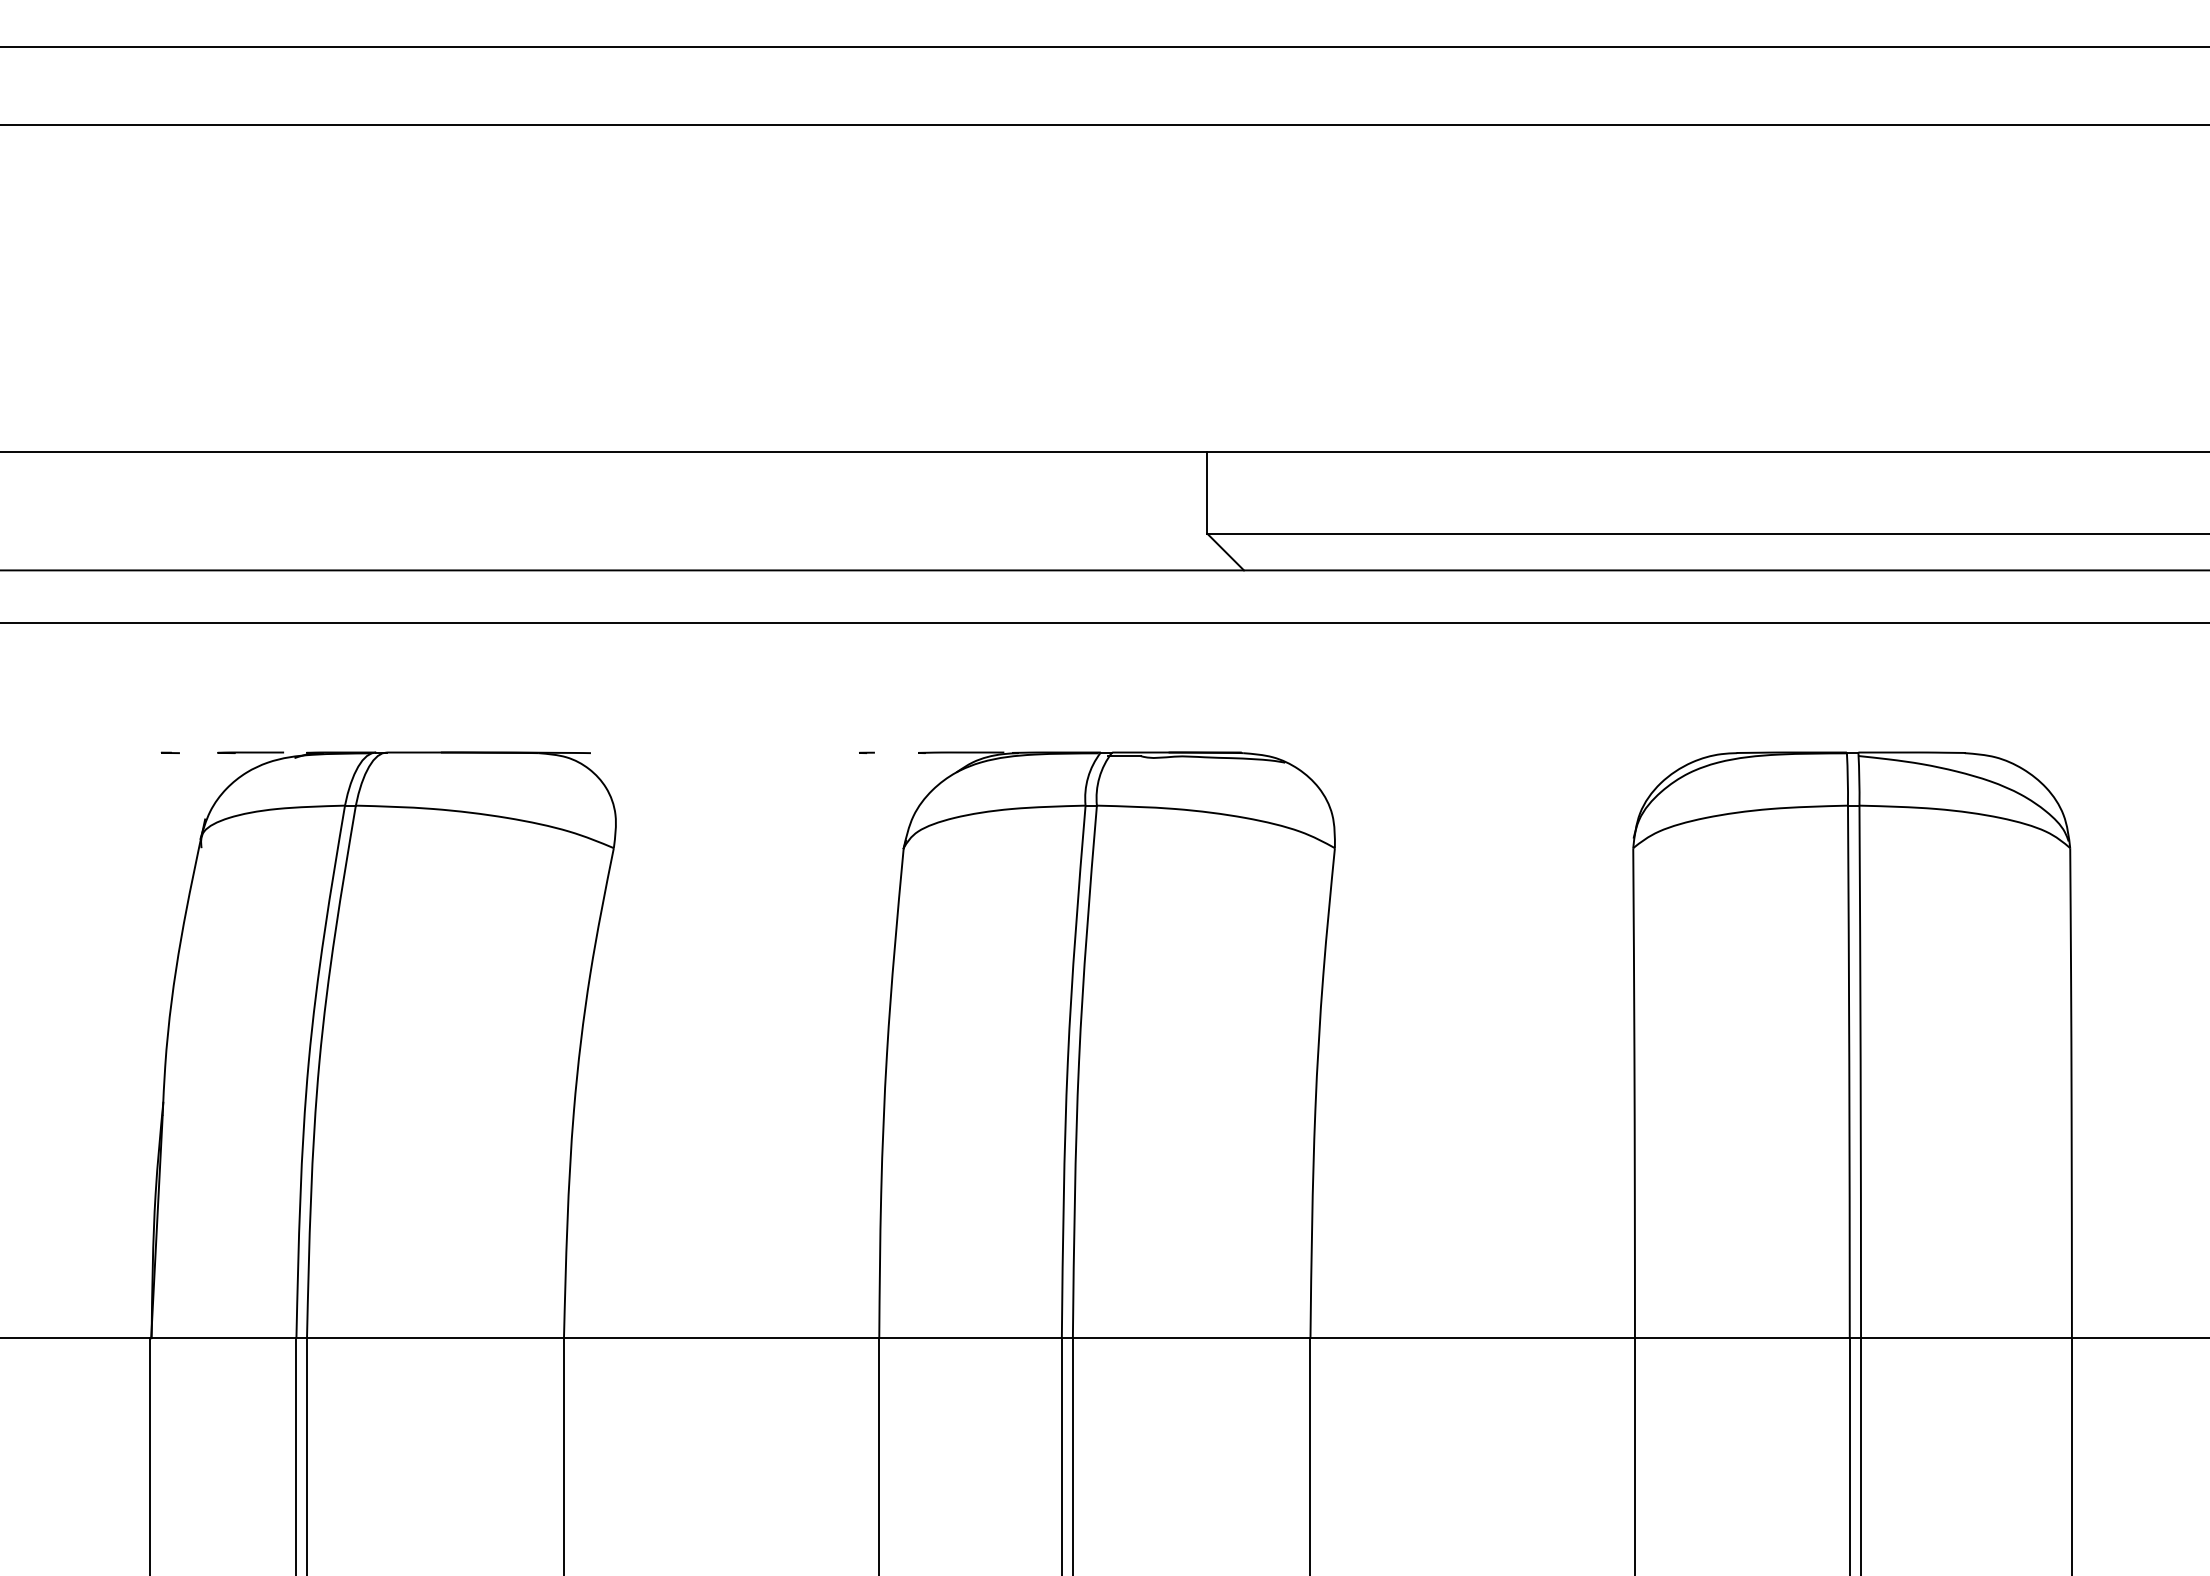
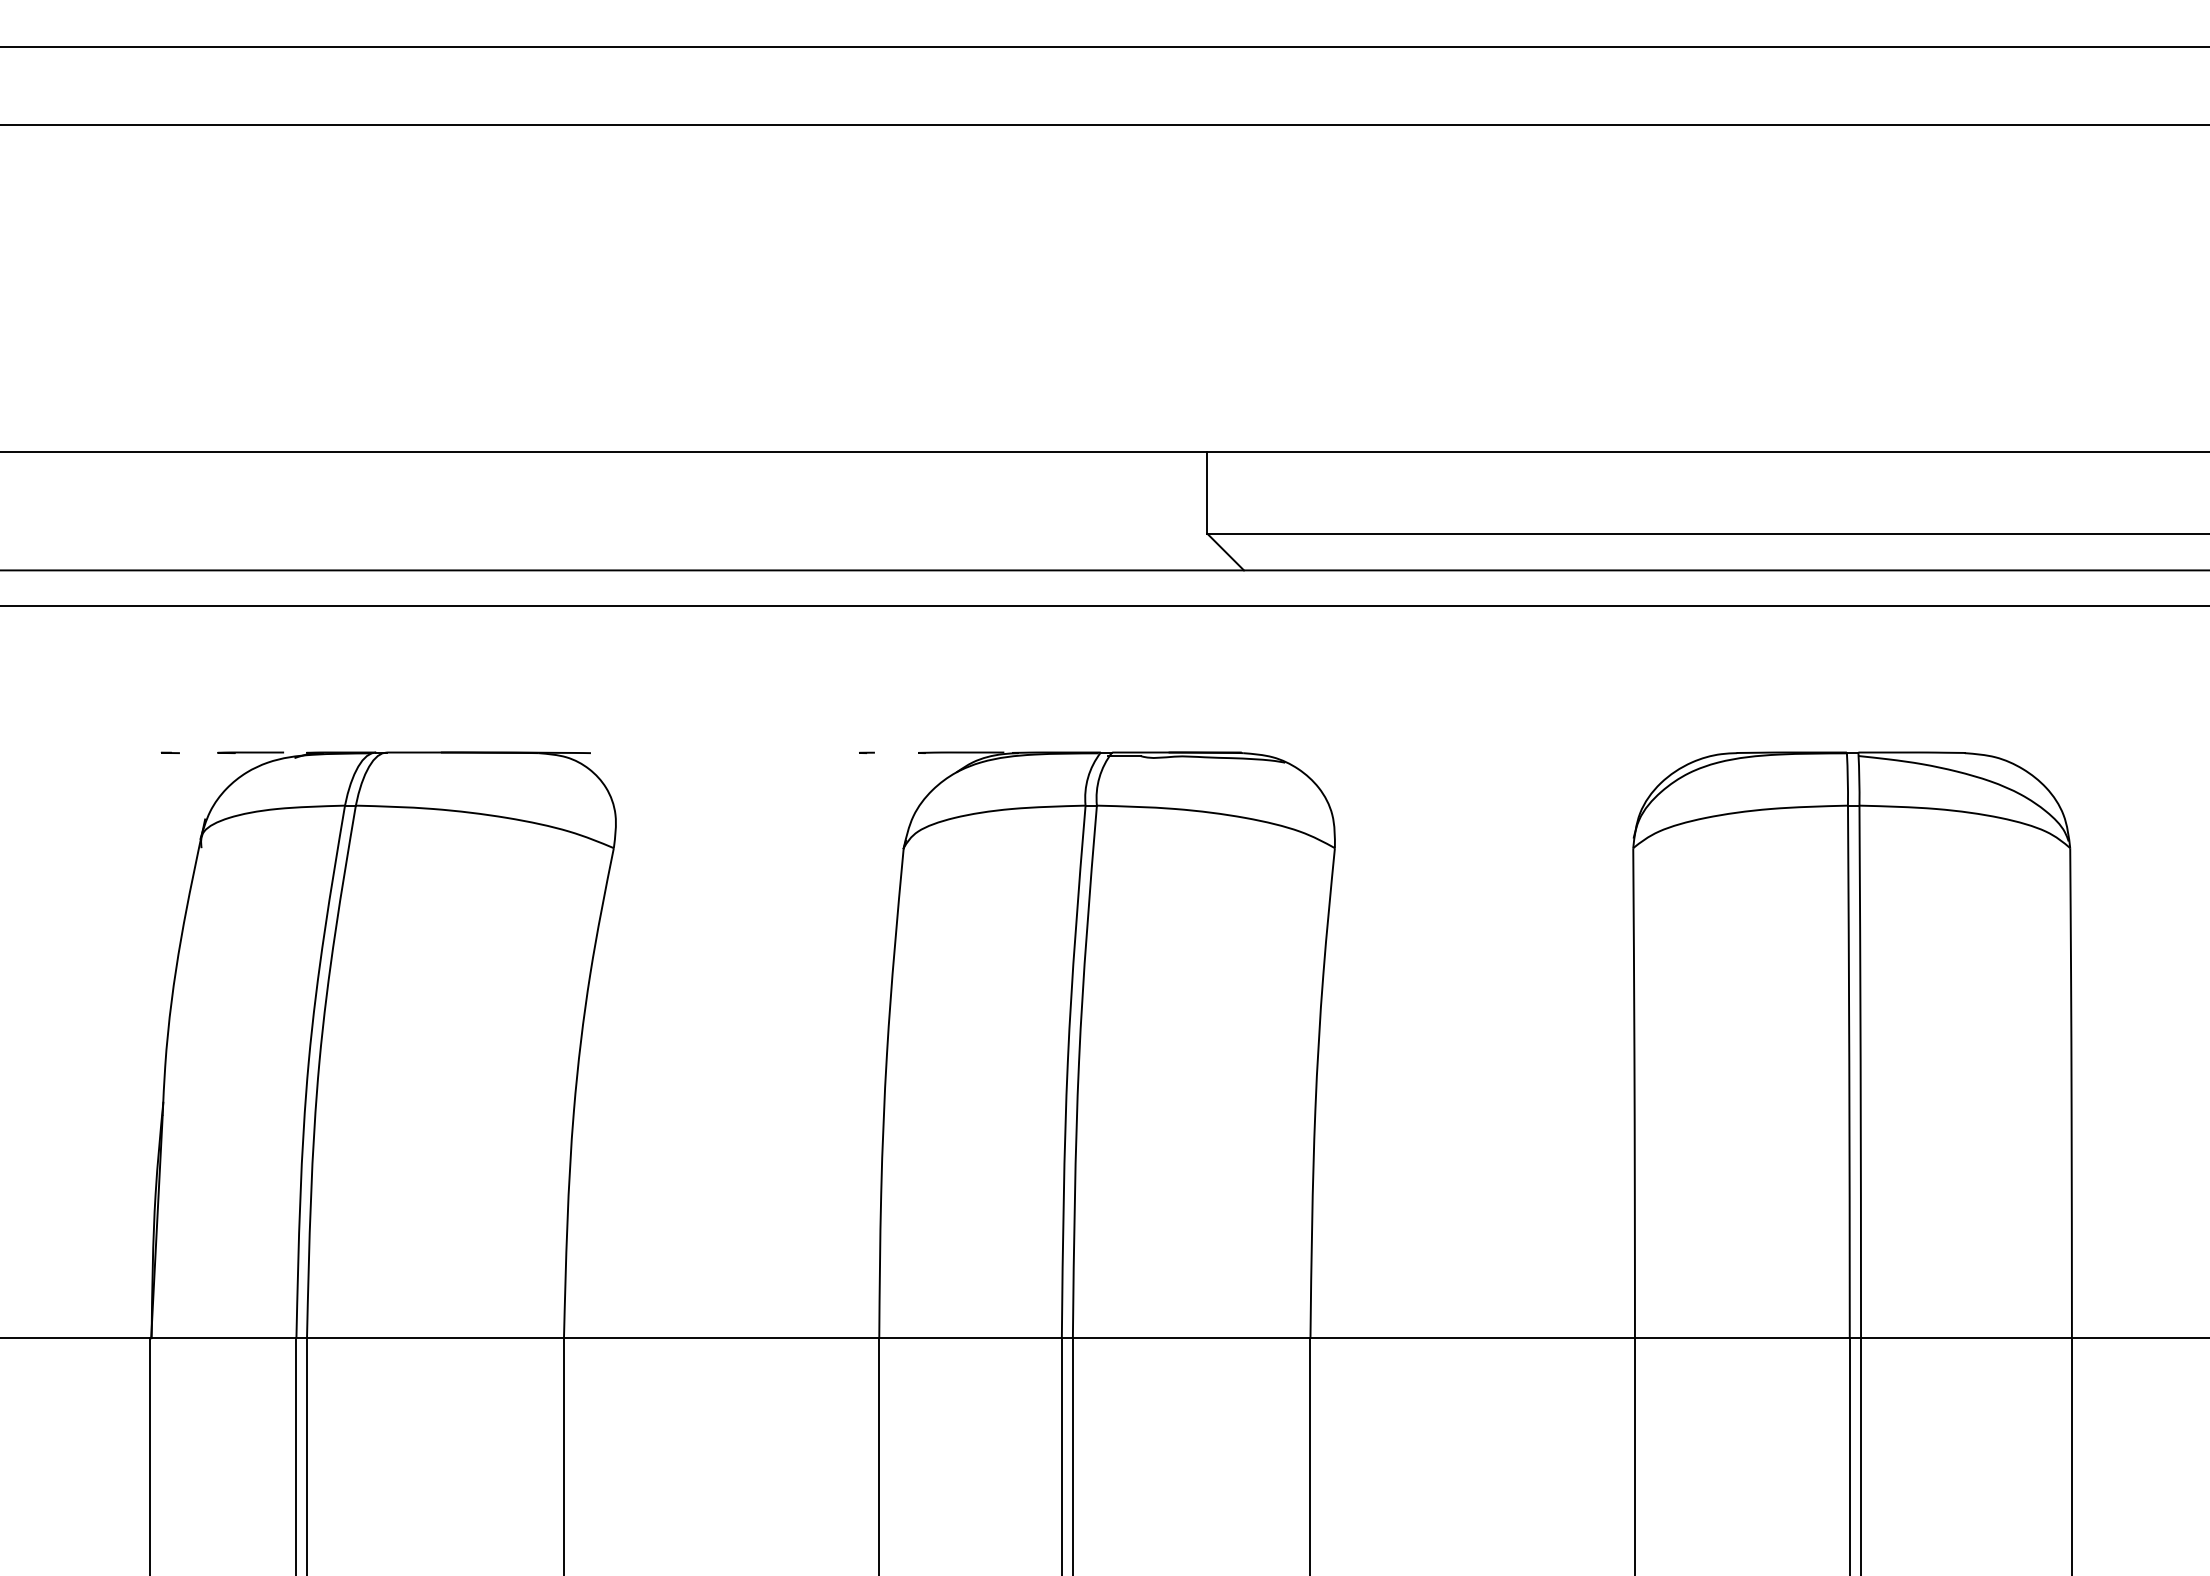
line position: (1104, 622) -> (1104, 605) (1104, 605)
